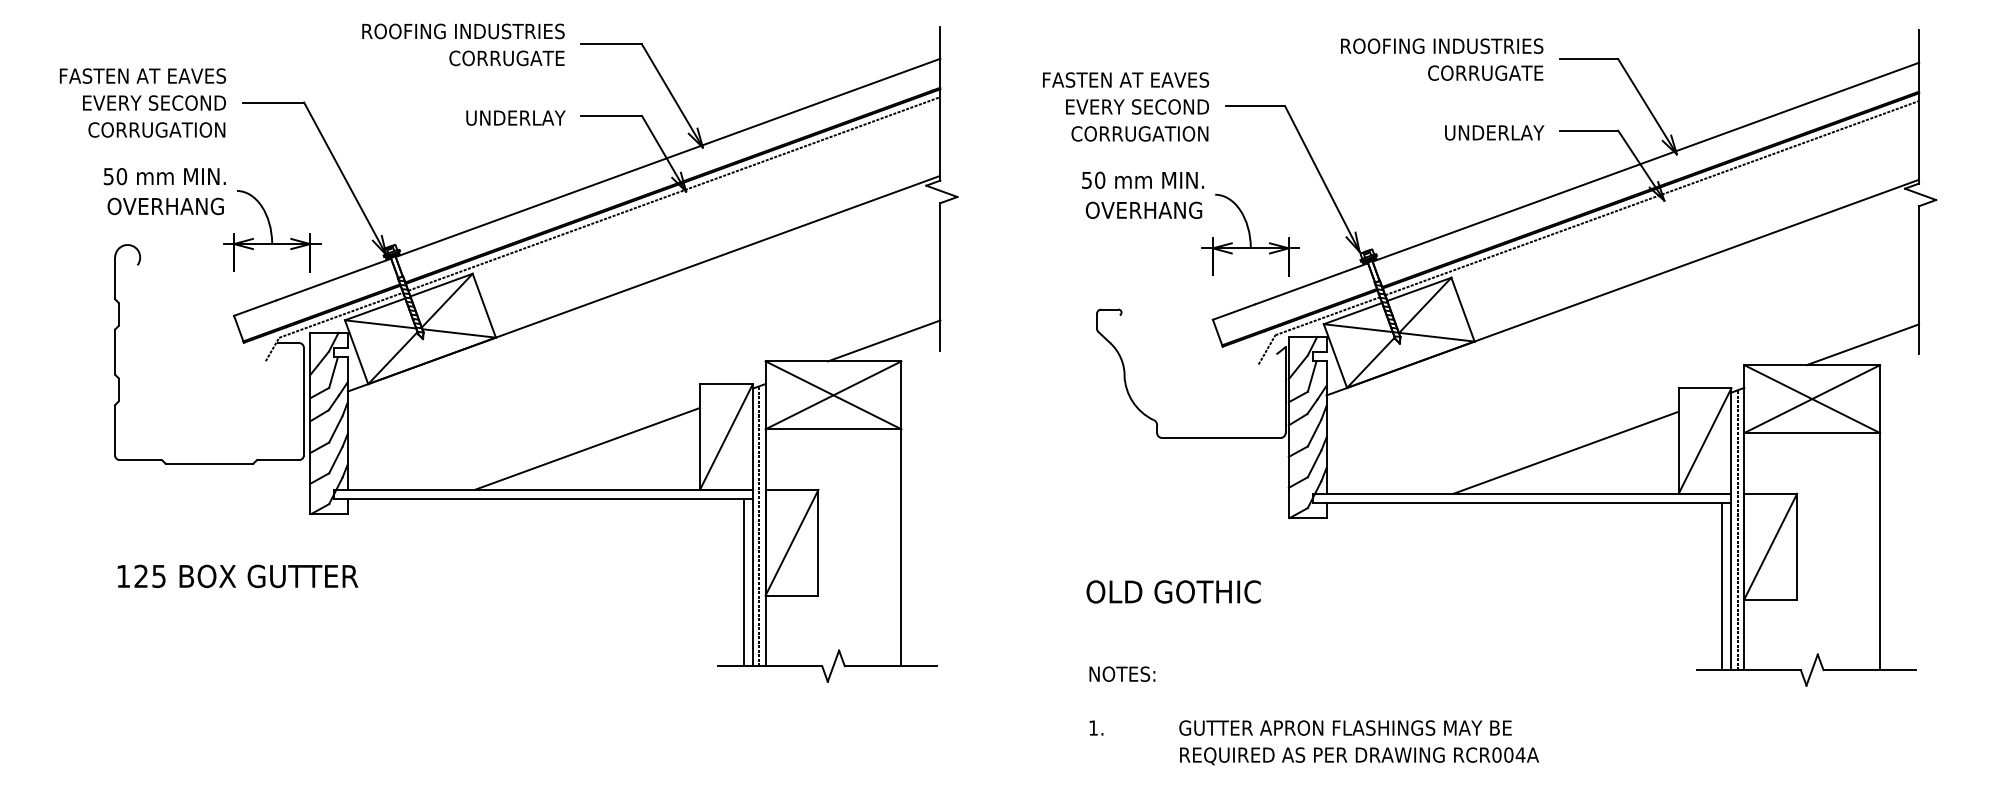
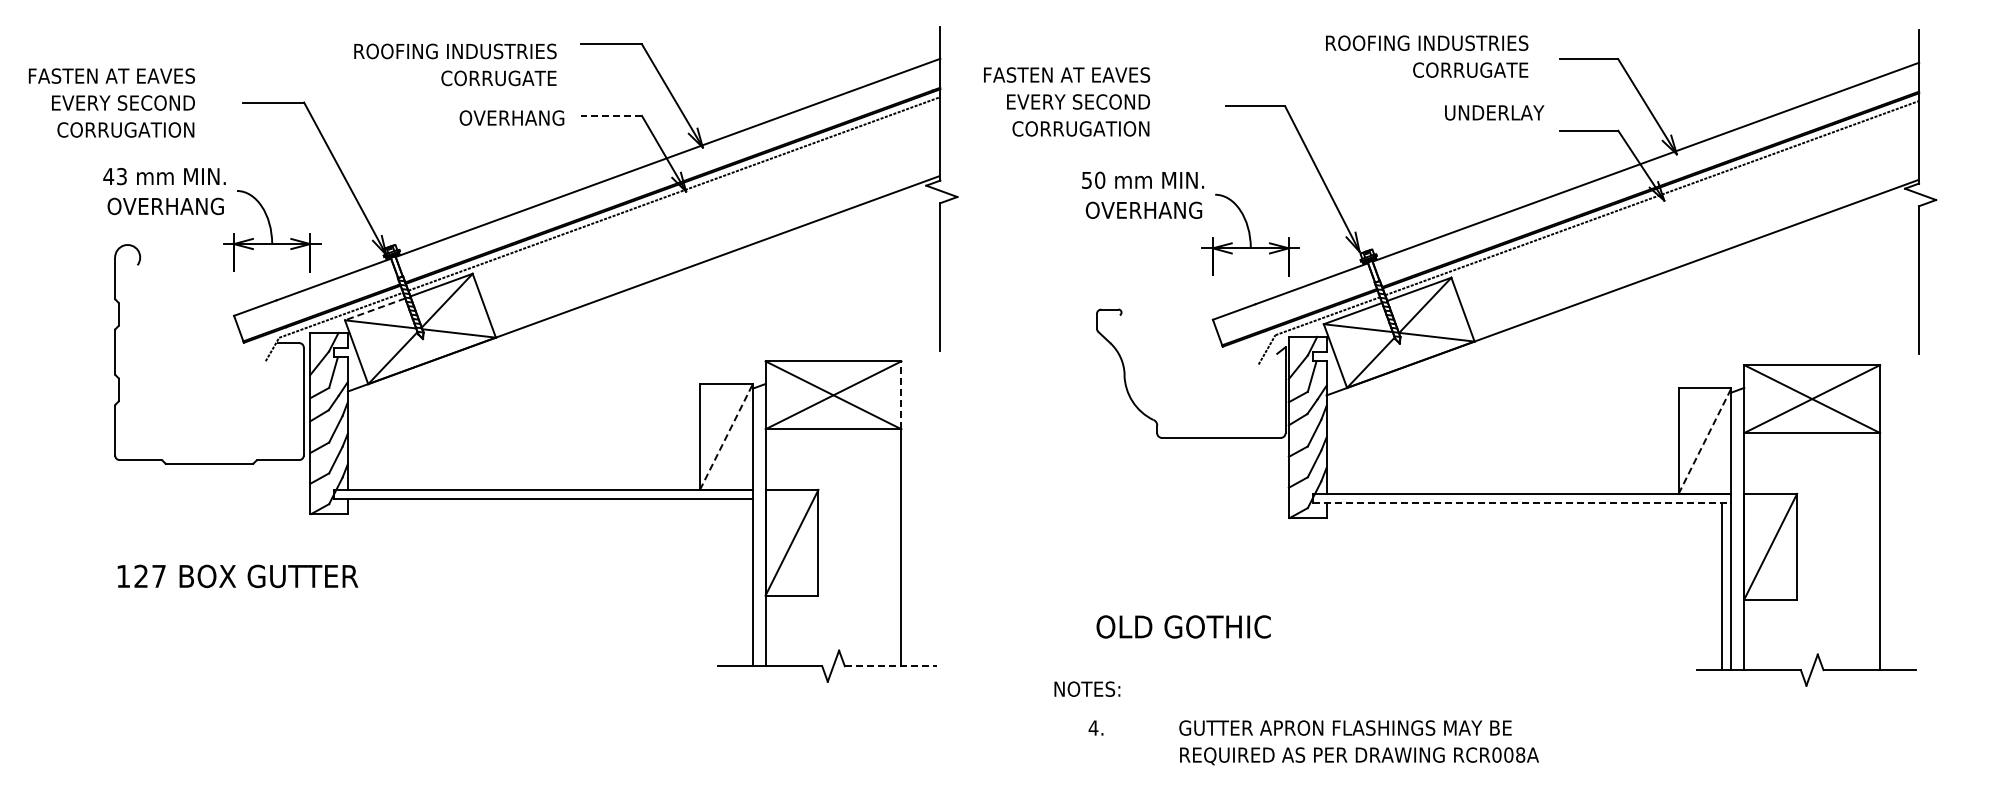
text position: (463, 44) -> (455, 64) (455, 64)
text position: (1442, 59) -> (1427, 56) (1427, 56)
text position: (142, 102) -> (111, 102) (111, 102)
text position: (1126, 106) -> (1067, 101) (1067, 101)
line: solid -> dashed (611, 115)
text: UNDERLAY -> OVERHANG (512, 117)
text position: (1494, 132) -> (1494, 112) (1494, 112)
text: 50 -> 43 (115, 176)
line: solid -> dashed (374, 309)
line: present -> none (884, 340)
line: present -> none (1862, 344)
line: solid -> dashed (901, 395)
line: solid -> dashed (726, 436)
line: solid -> dashed (1705, 440)
line: present -> none (586, 448)
line: present -> none (1565, 452)
line: solid -> dashed (1522, 502)
line: present -> none (759, 526)
line: present -> none (1737, 530)
text: 125 -> 127 (158, 576)
line: present -> none (743, 582)
text position: (1173, 591) -> (1183, 626) (1183, 626)
line: solid -> dashed (891, 666)
text position: (1122, 673) -> (1087, 688) (1087, 688)
text: 1. -> 4. (1093, 727)
text: RCR004A -> RCR008A (1520, 754)
